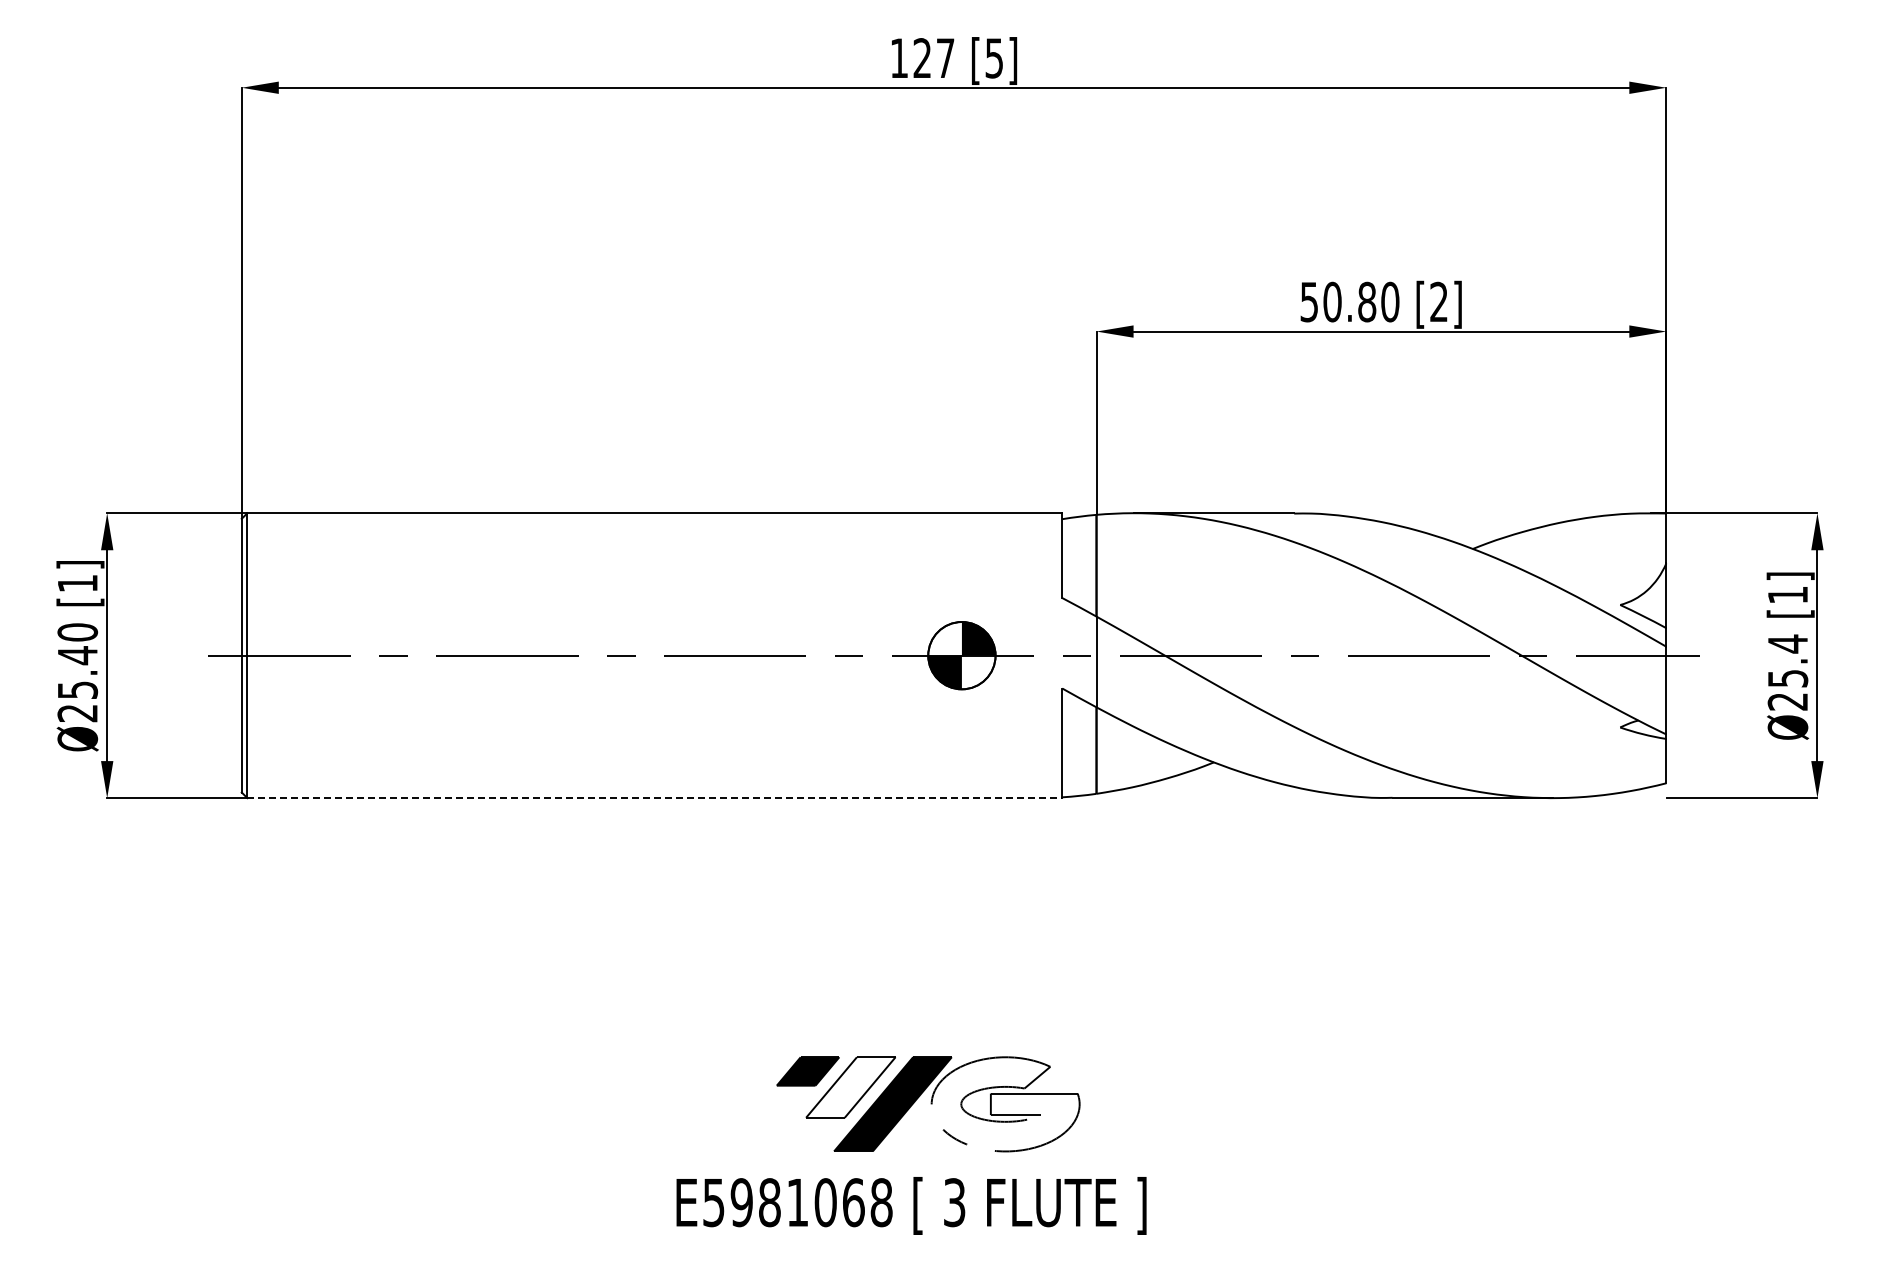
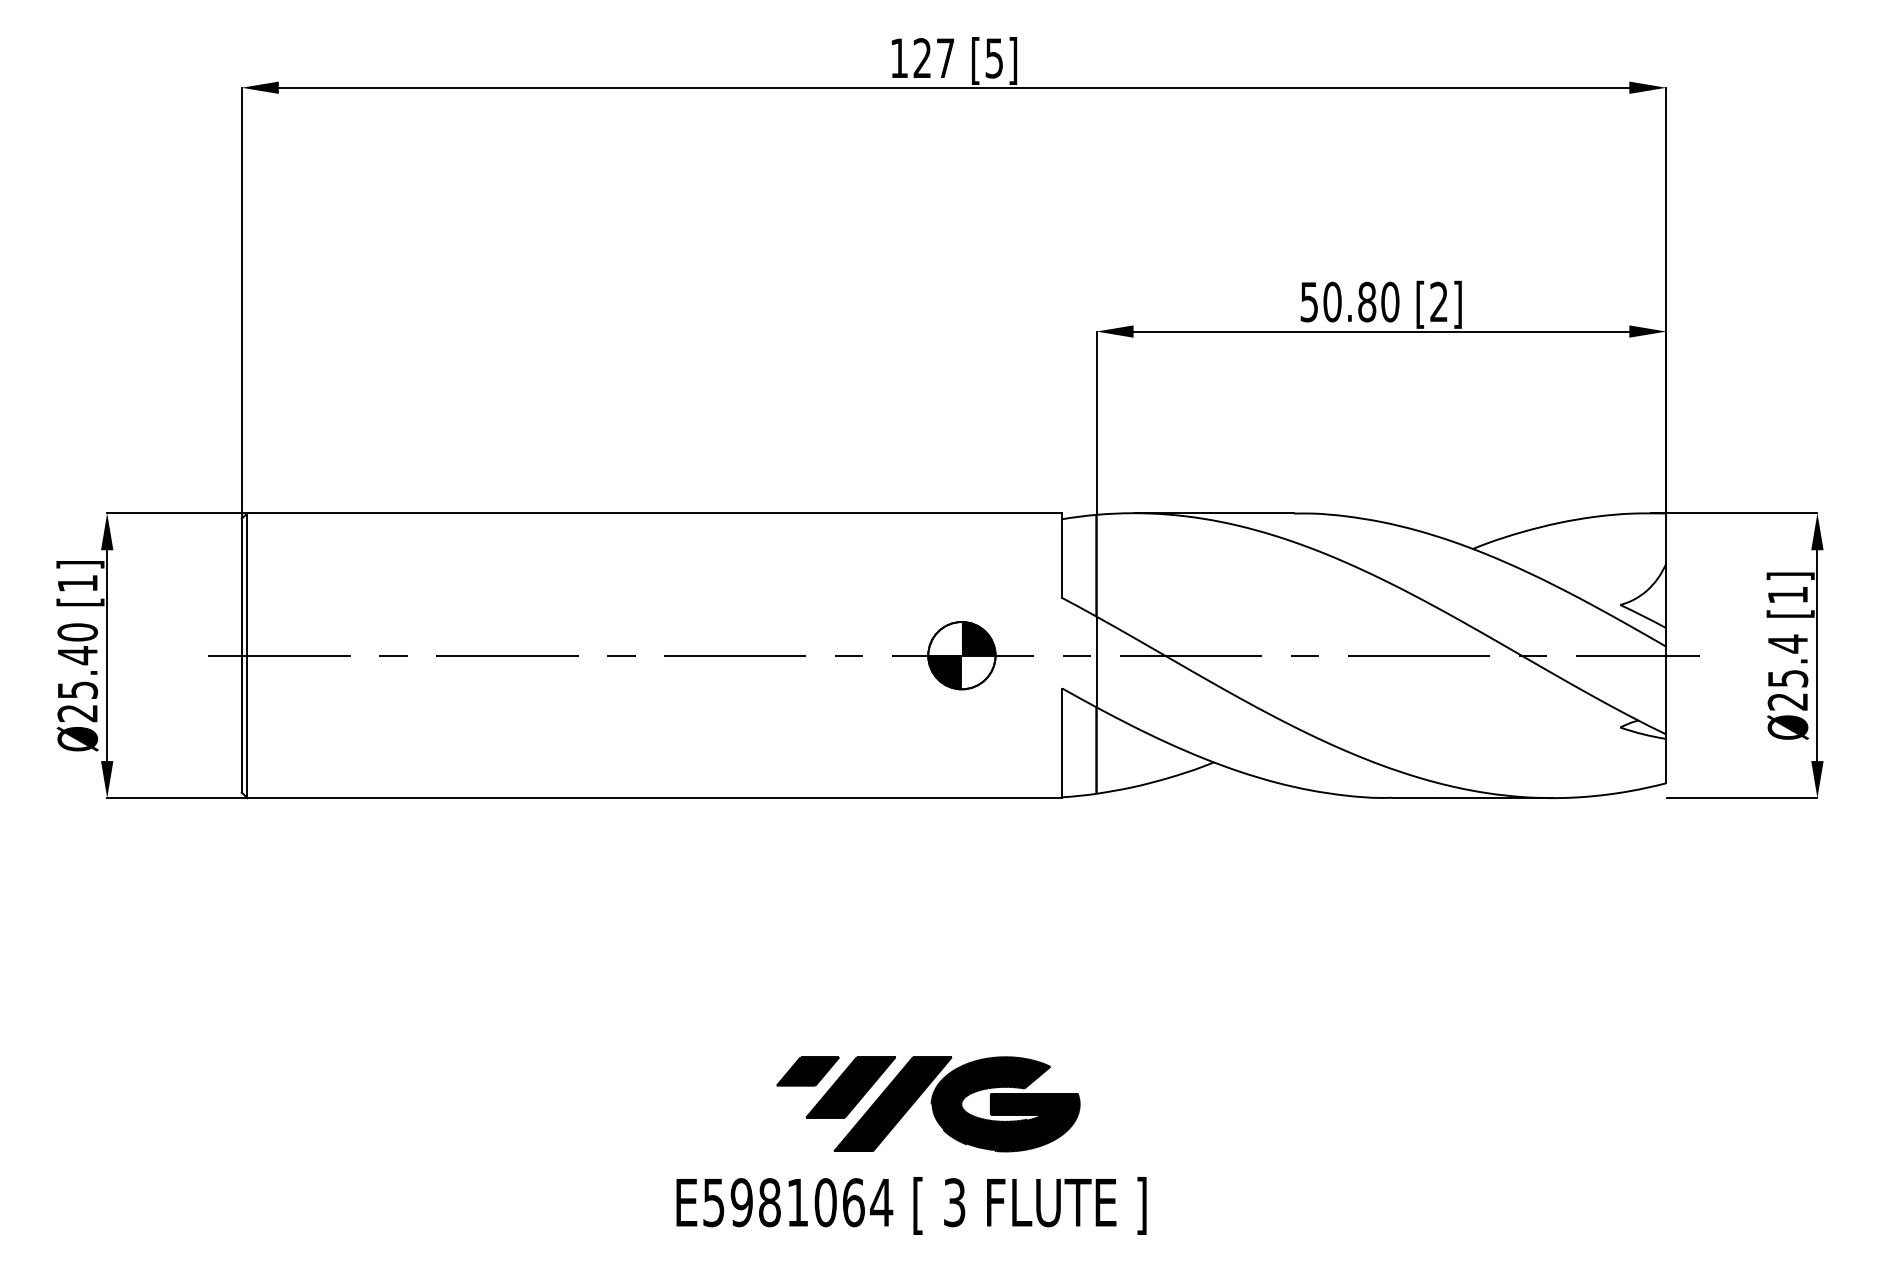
line: dashed -> solid (655, 798)
fill: none -> present (850, 1087)
fill: none -> present (1005, 1104)
text: E5981068 -> E5981064 (881, 1202)
